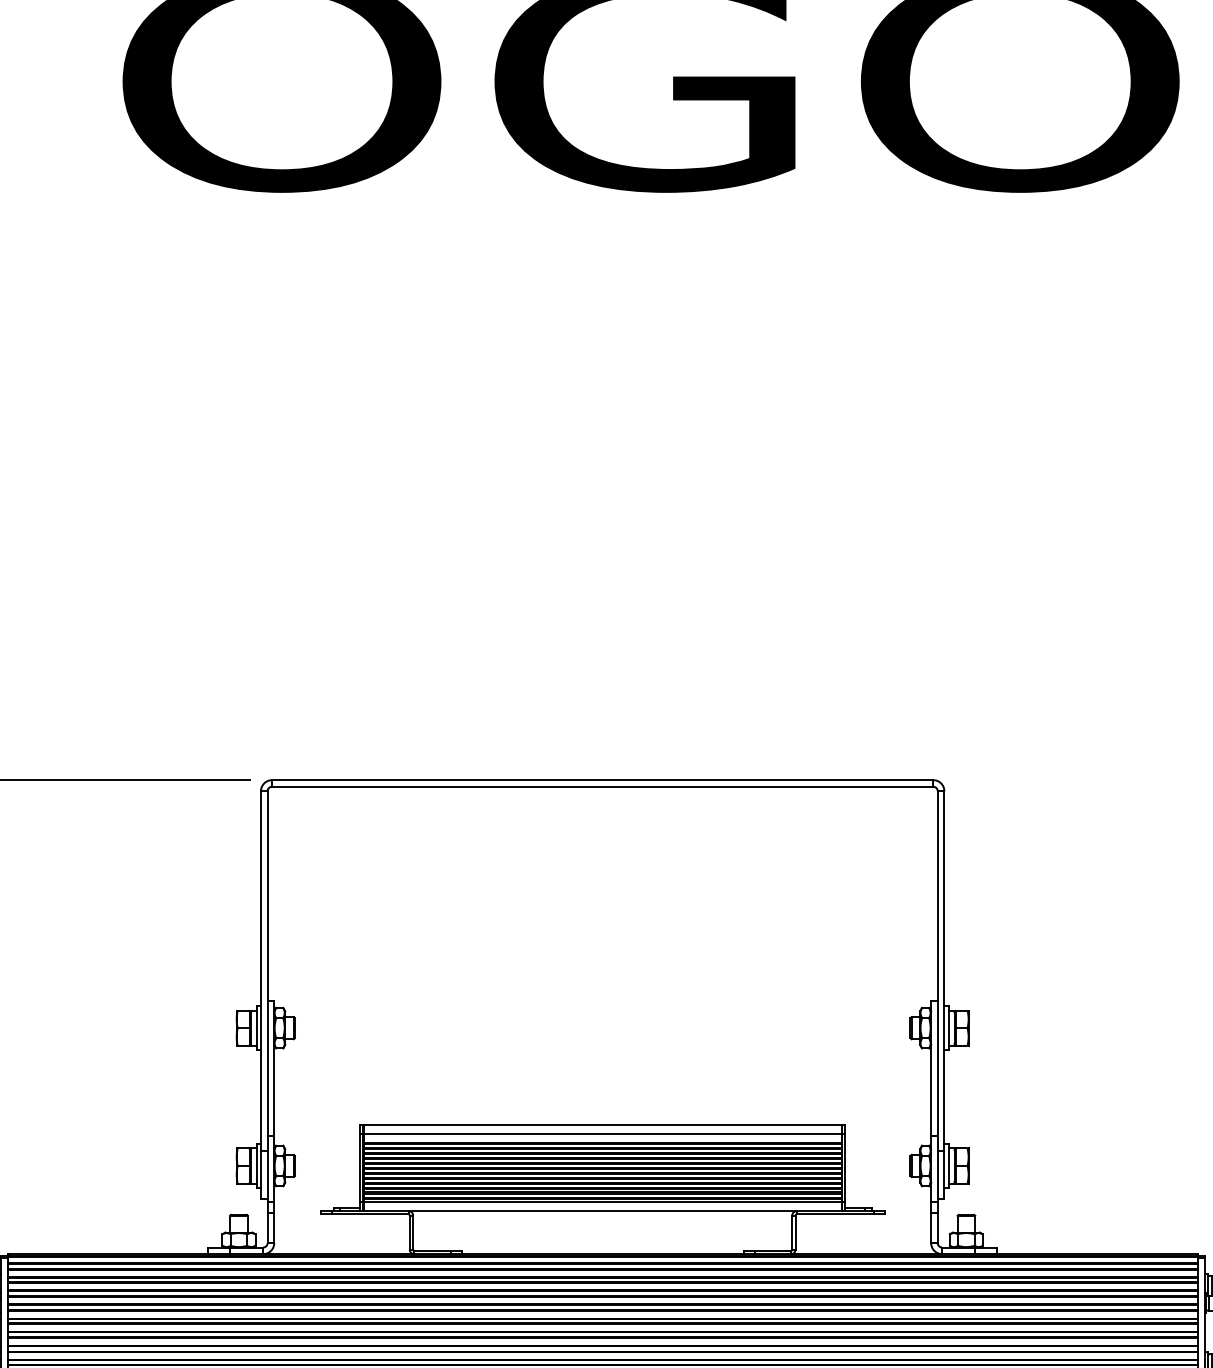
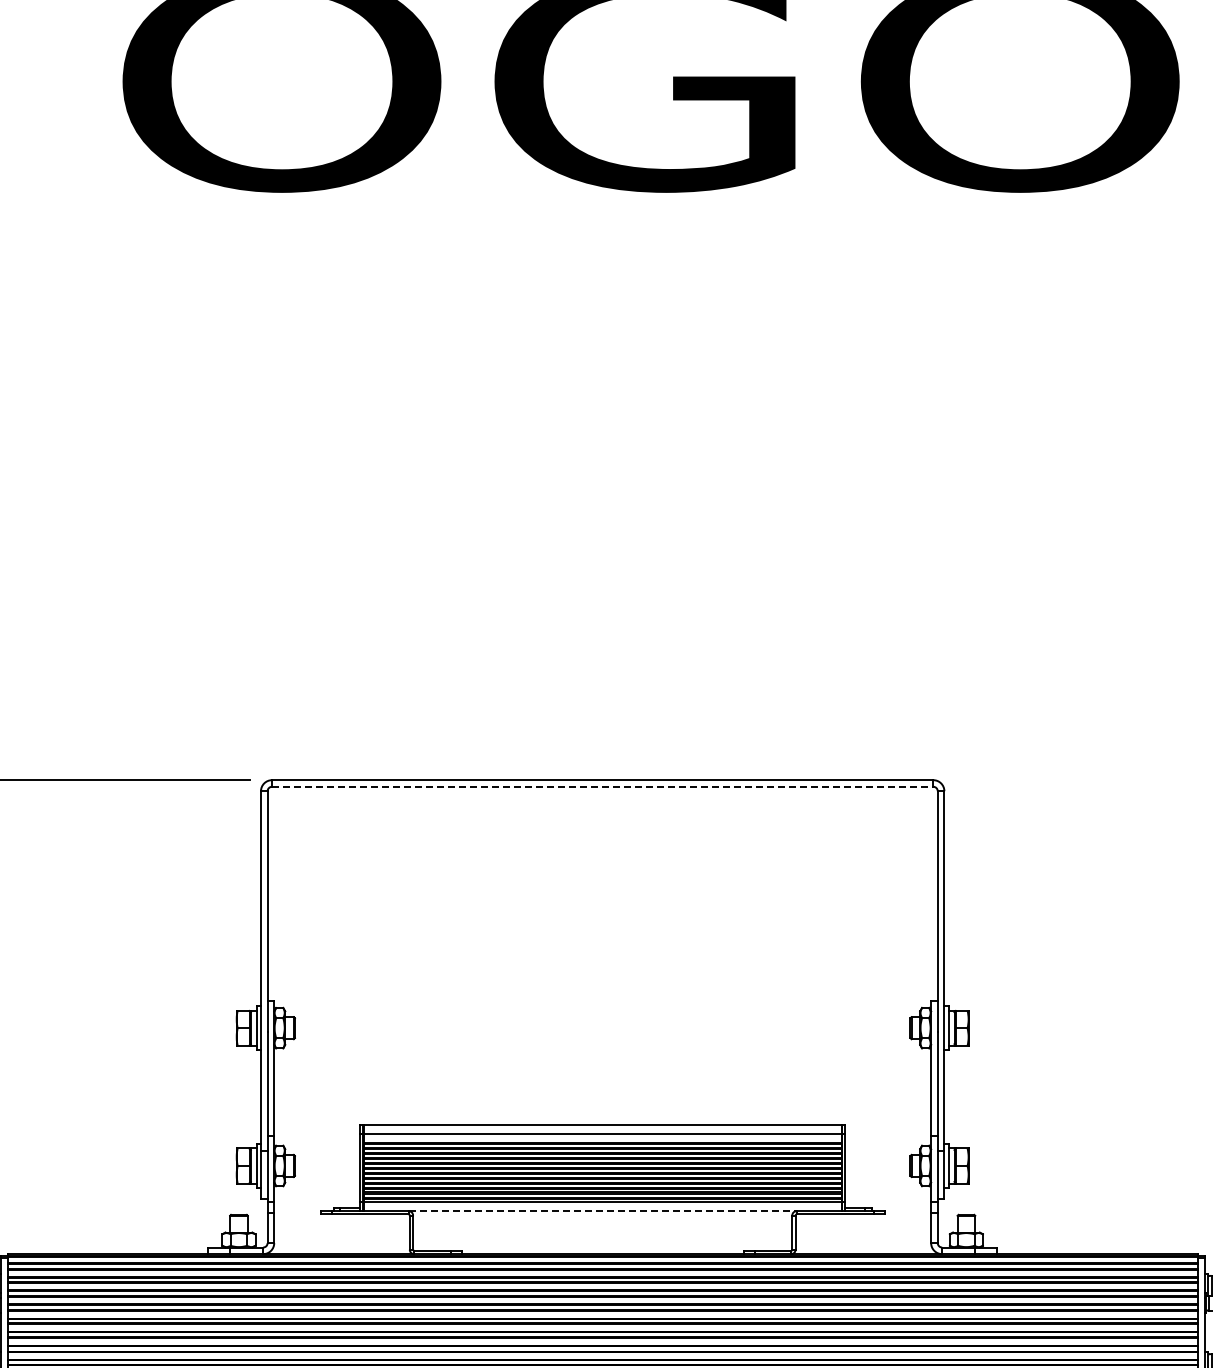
line: solid -> dashed (602, 786)
line: solid -> dashed (602, 1211)
